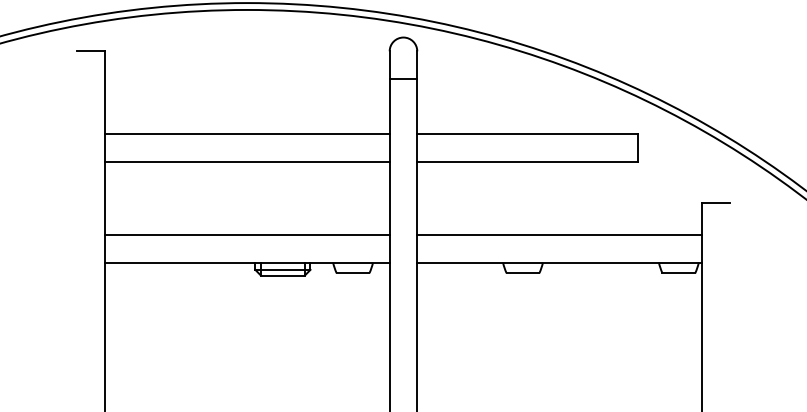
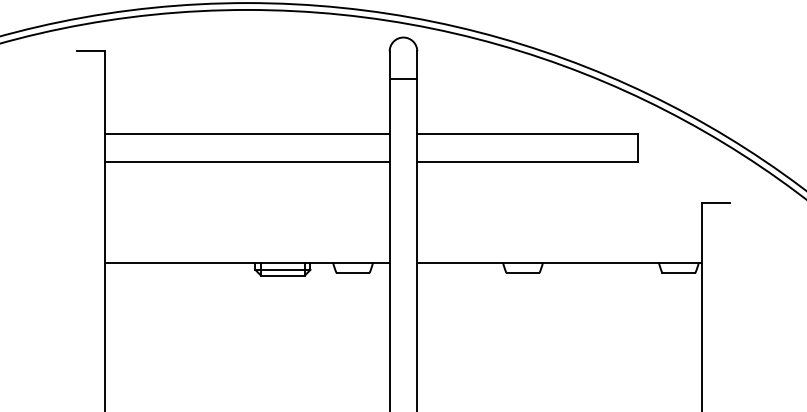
line: present -> none (246, 235)
line: present -> none (559, 235)
